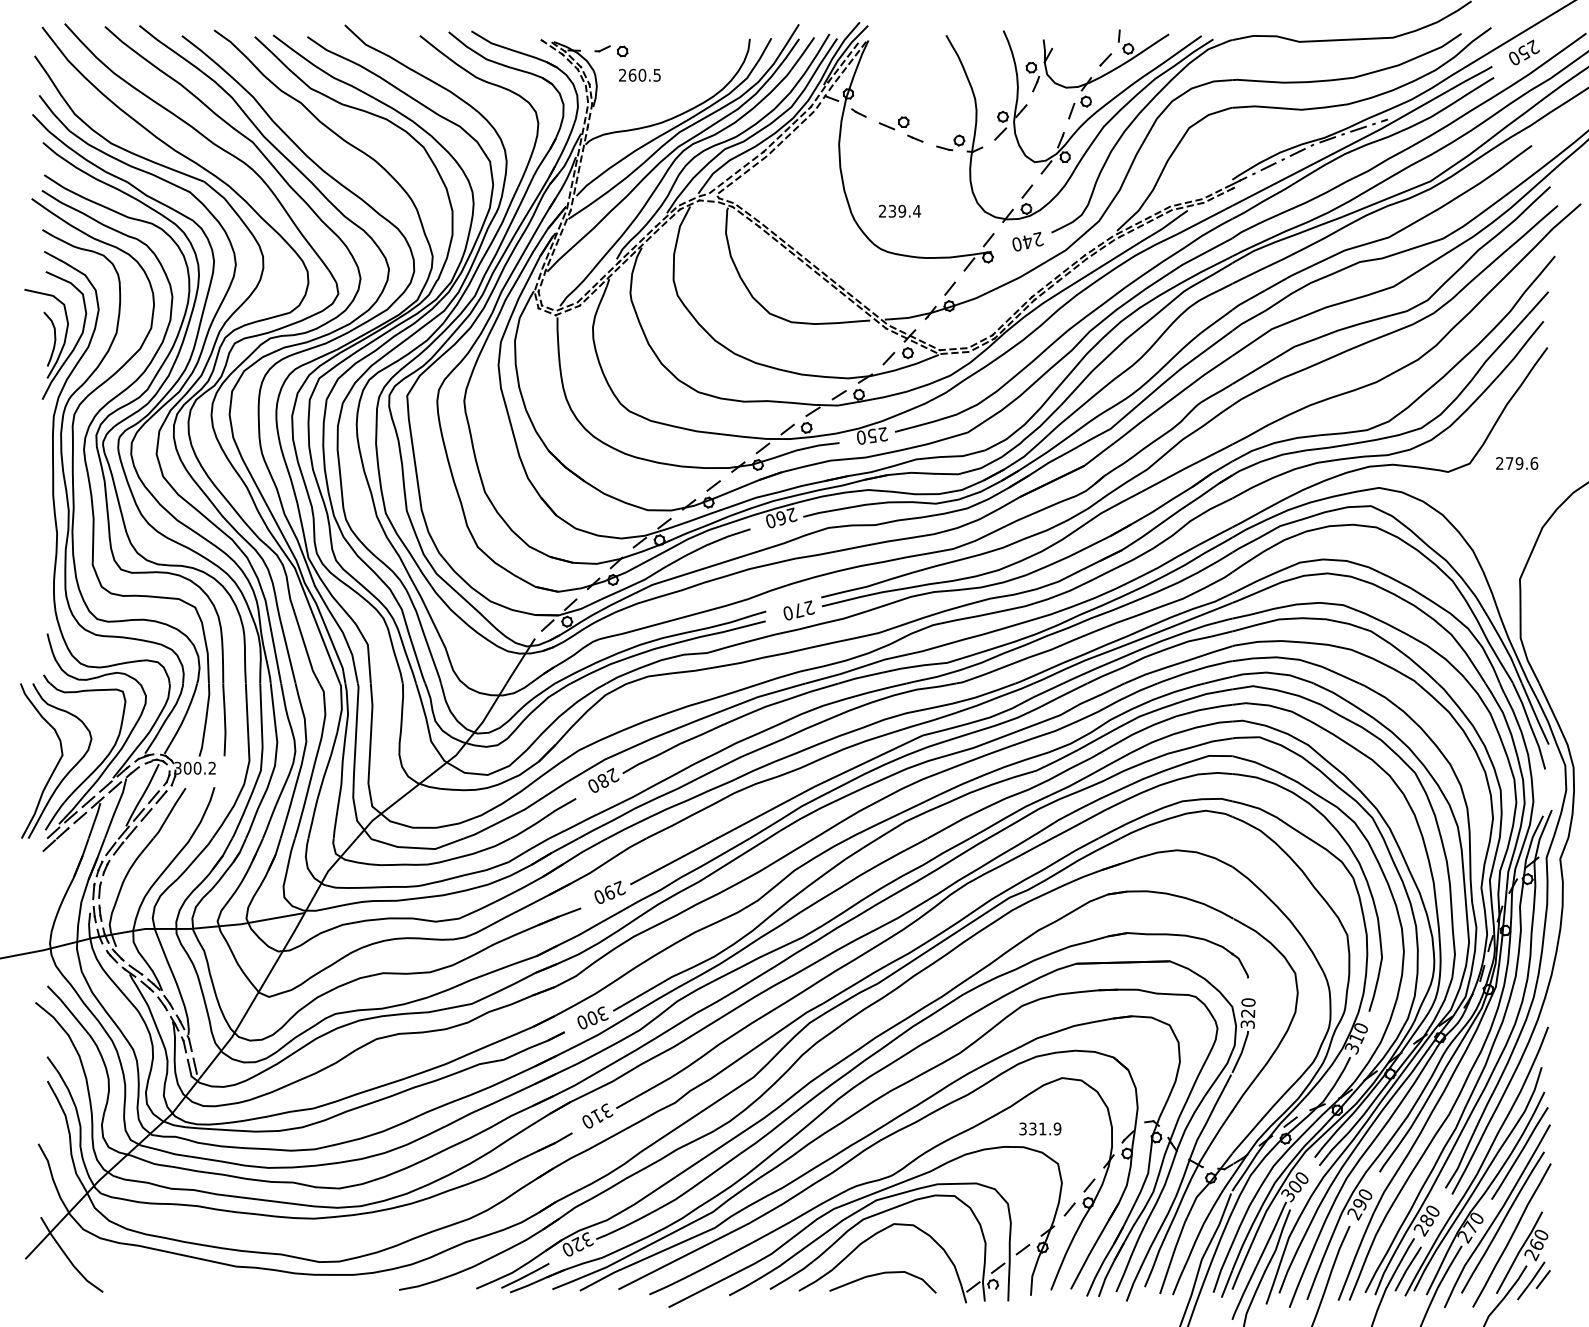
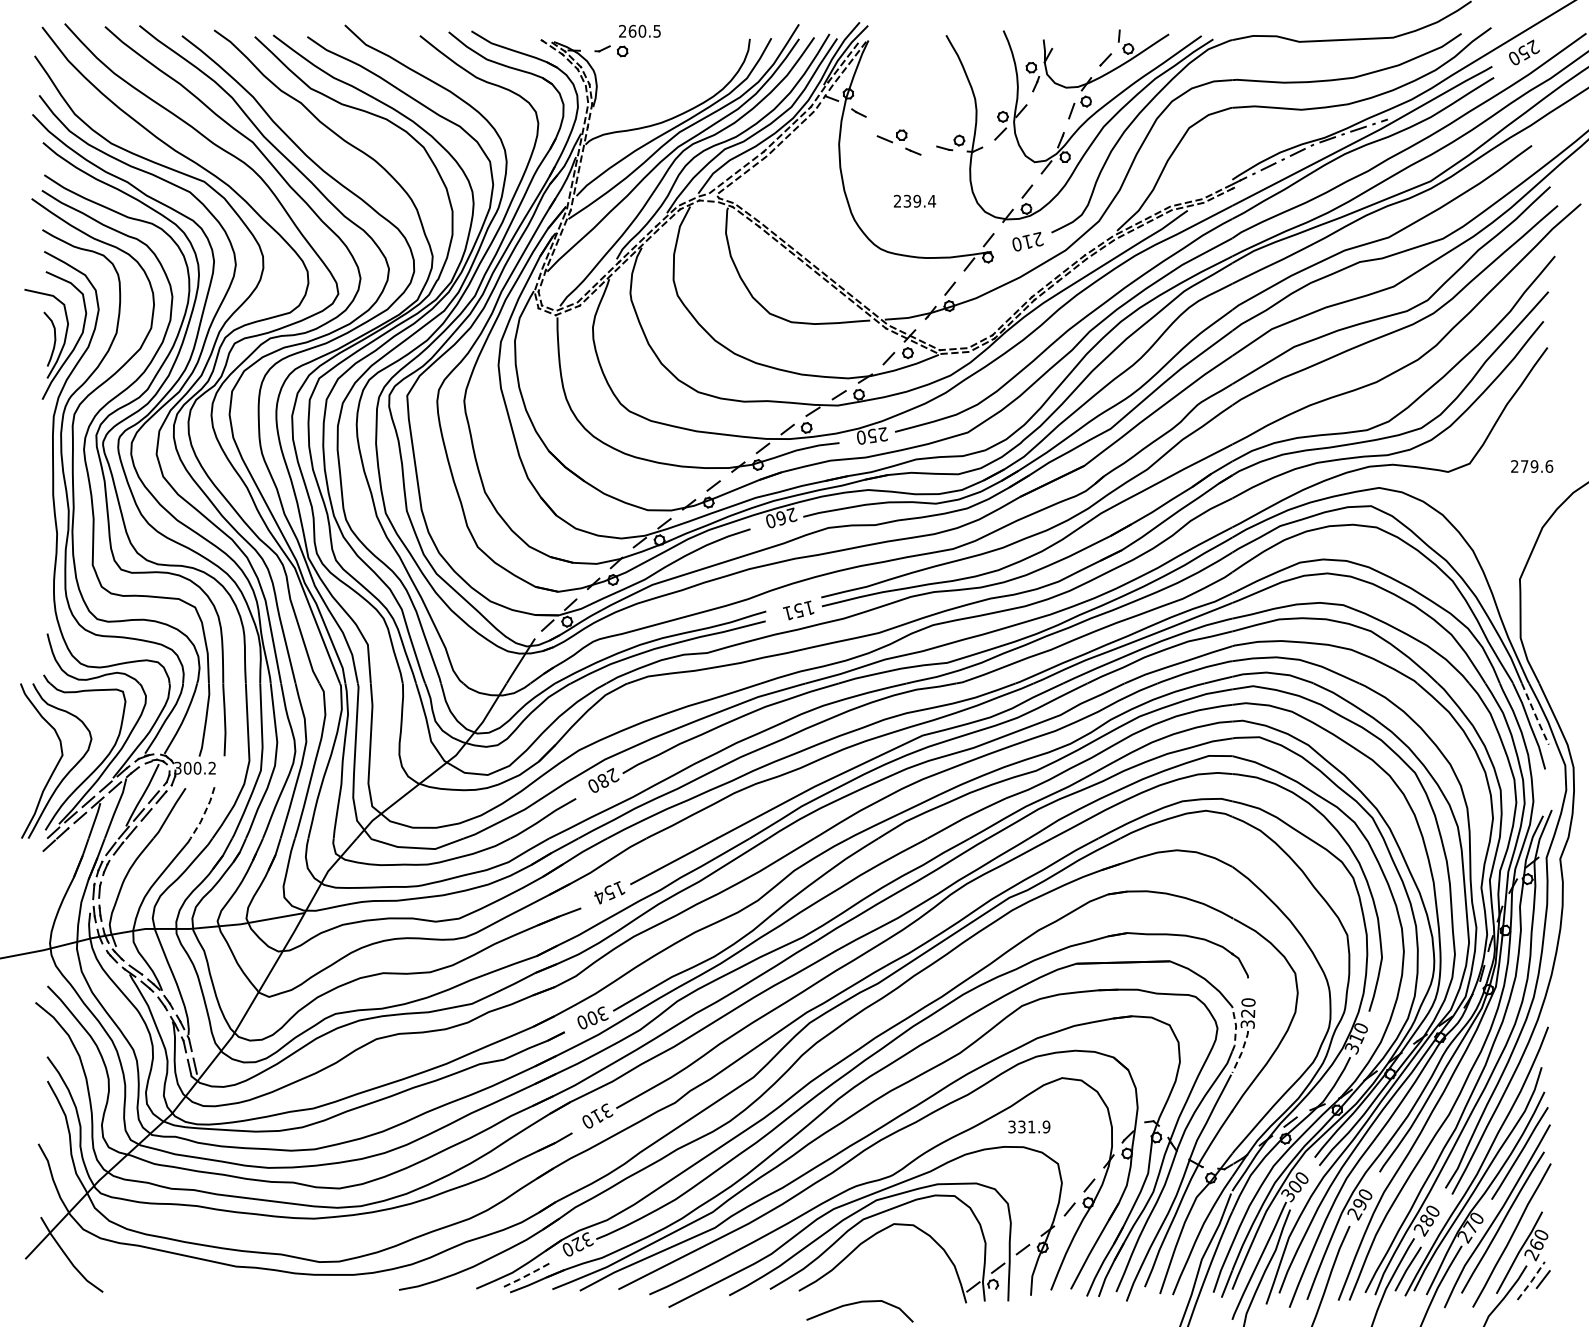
text position: (639, 74) -> (639, 30) (639, 30)
part position: (900, 129) -> (898, 142) (898, 142)
text position: (899, 210) -> (914, 200) (914, 200)
text: 240 -> 210 (1027, 241)
text position: (1517, 463) -> (1532, 466) (1532, 466)
text: 270 -> 151 (798, 610)
line: solid -> dashed (1535, 714)
line: solid -> dashed (204, 814)
text: 290 -> 154 (609, 892)
line: solid -> dashed (1235, 1028)
line: solid -> dashed (1241, 1052)
text position: (1040, 1128) -> (1029, 1126) (1029, 1126)
curve position: (882, 1274) -> (859, 1303) (859, 1303)
line: solid -> dashed (525, 1276)
line: solid -> dashed (1531, 1281)
